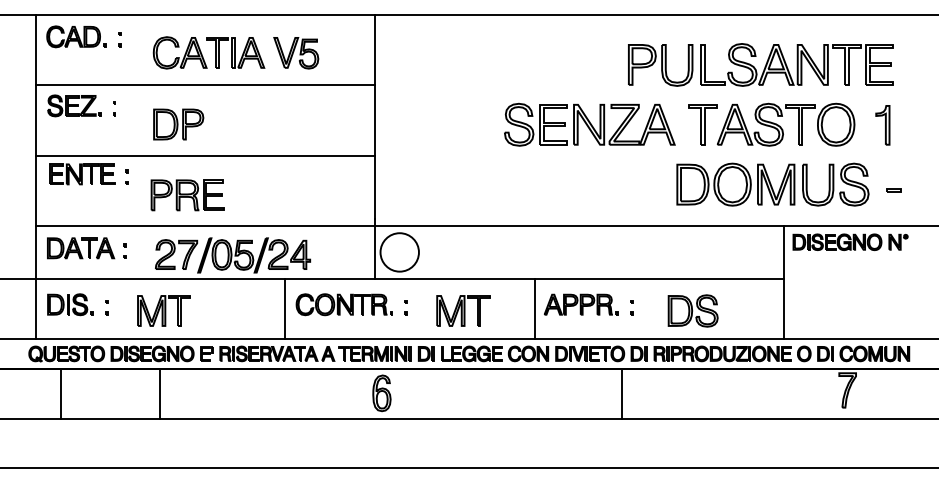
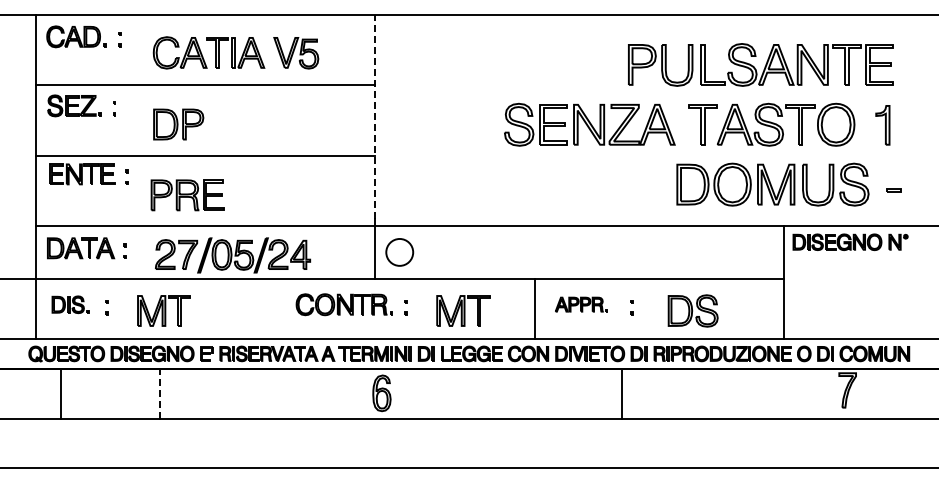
line: solid -> dashed (374, 116)
circle diameter: 38 px -> 27 px (399, 251)
part size: 47x24 px -> 39x20 px (70, 304)
part size: 75x23 px -> 53x17 px (581, 304)
line: present -> none (285, 308)
line: solid -> dashed (160, 393)
